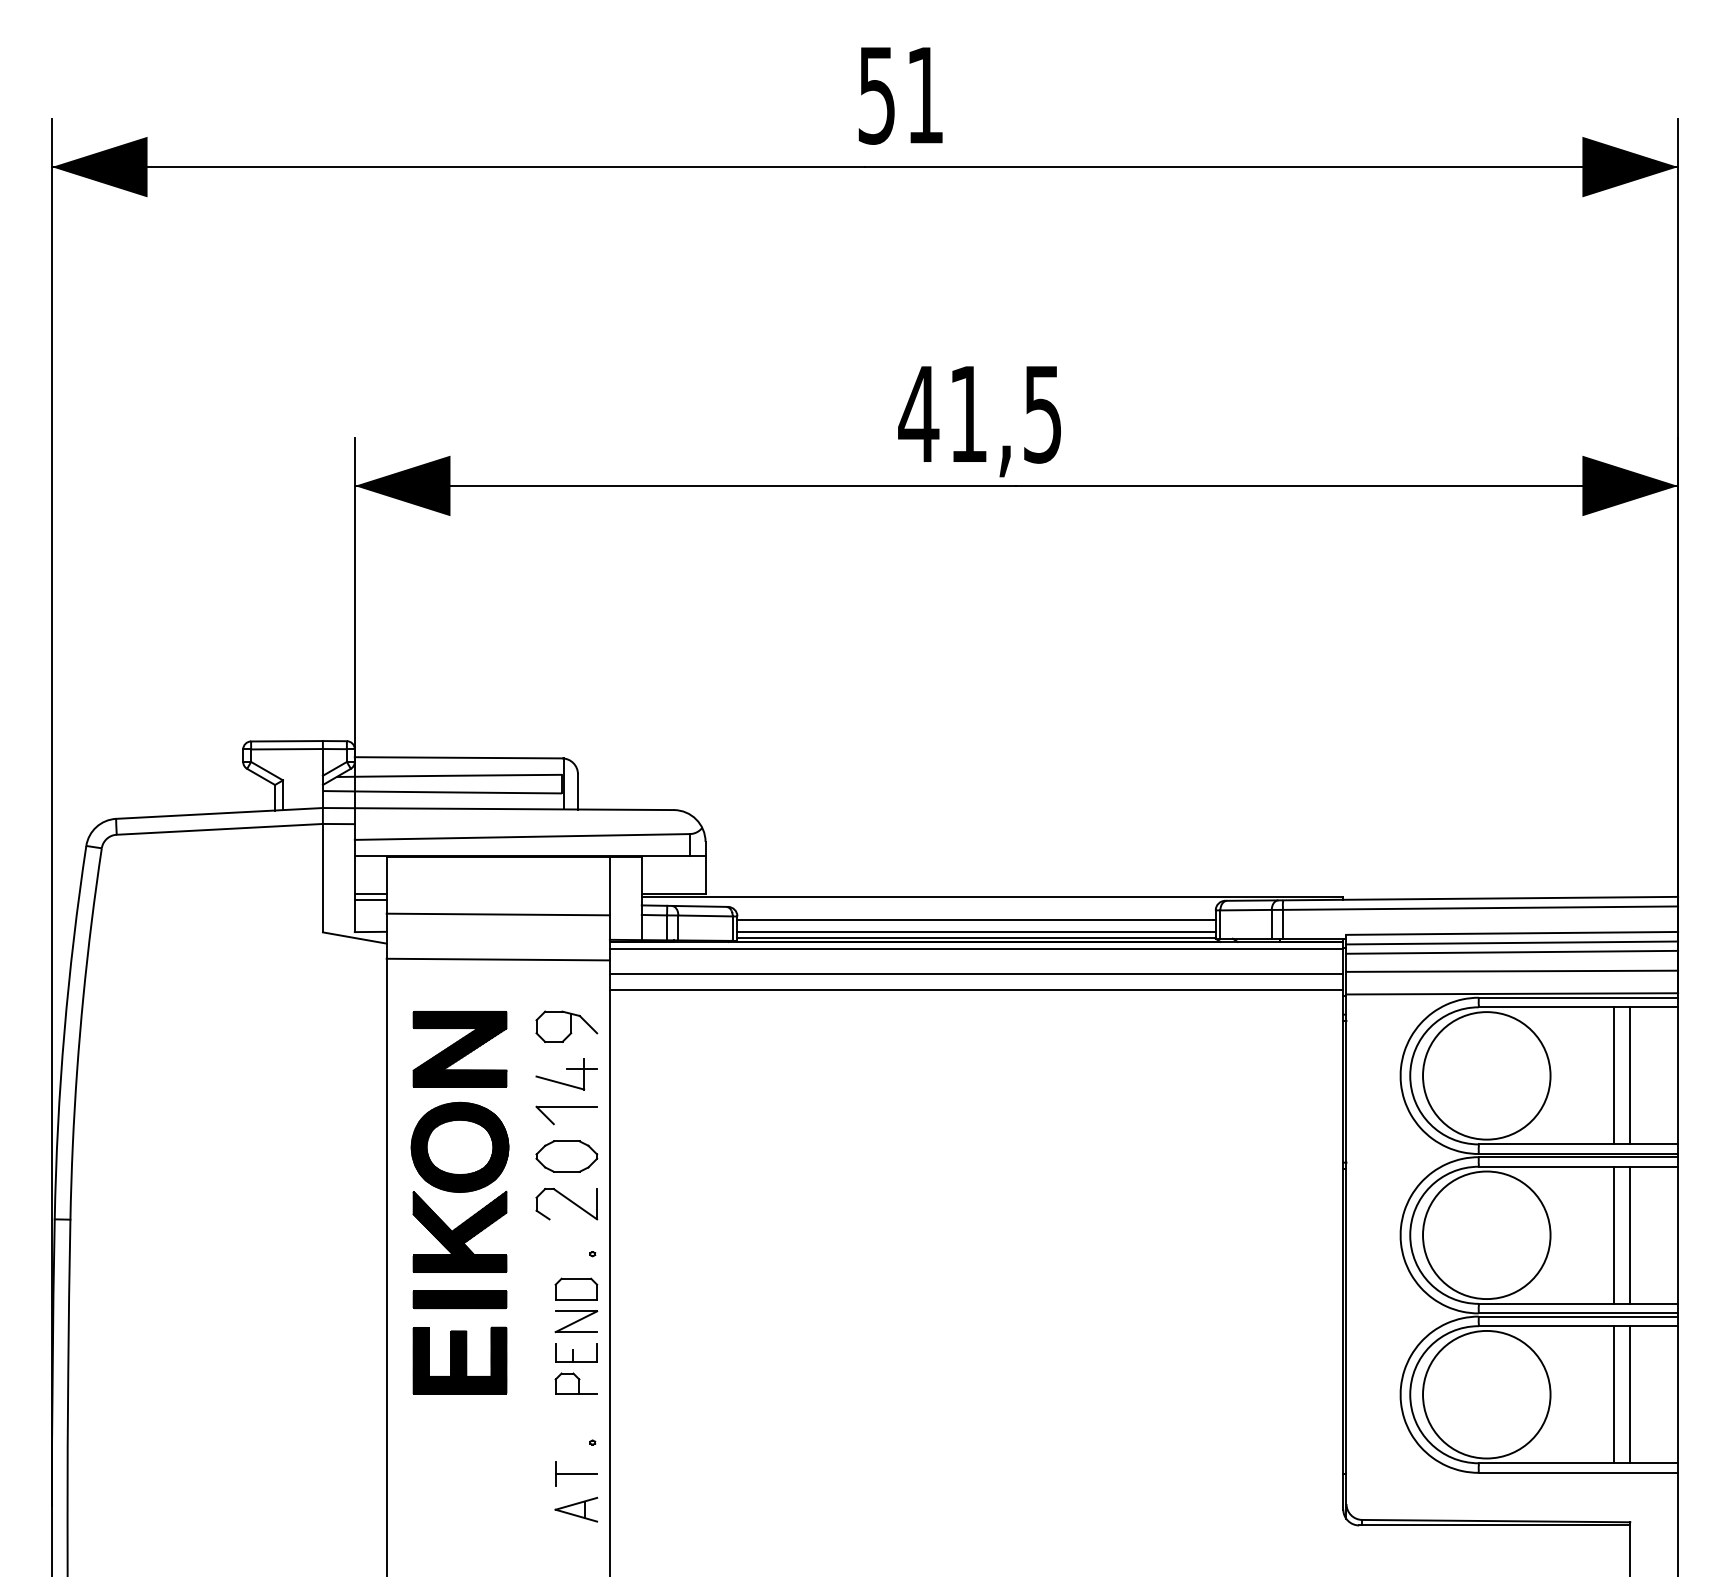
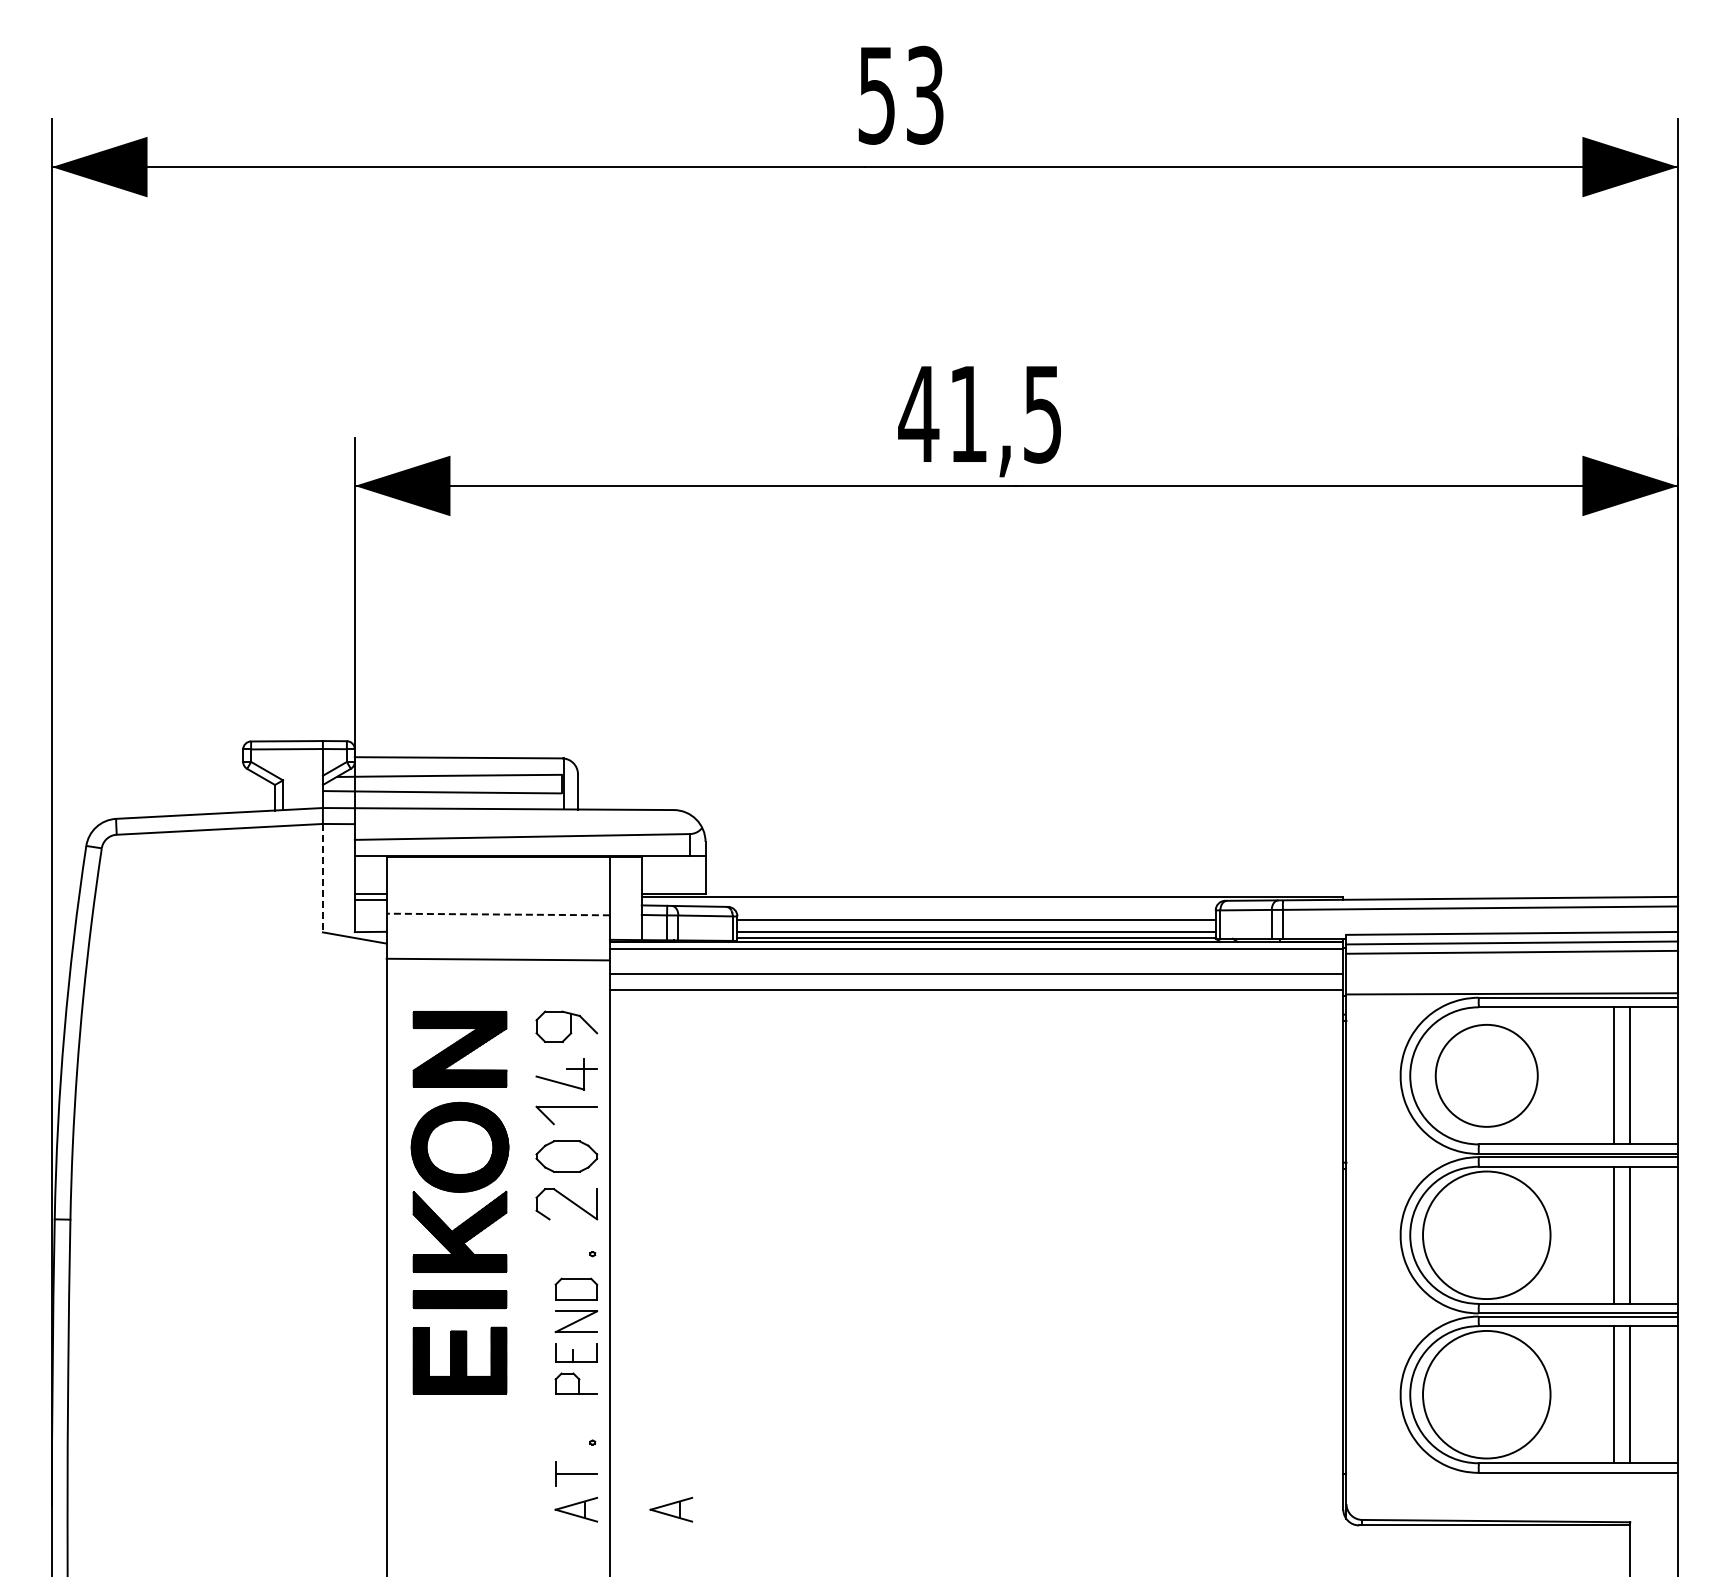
text: 51 -> 53 (925, 94)
line: solid -> dashed (322, 878)
line: solid -> dashed (498, 914)
line: present -> none (1512, 970)
circle diameter: 128 px -> 102 px (1486, 1075)
part: none -> present (671, 1509)
